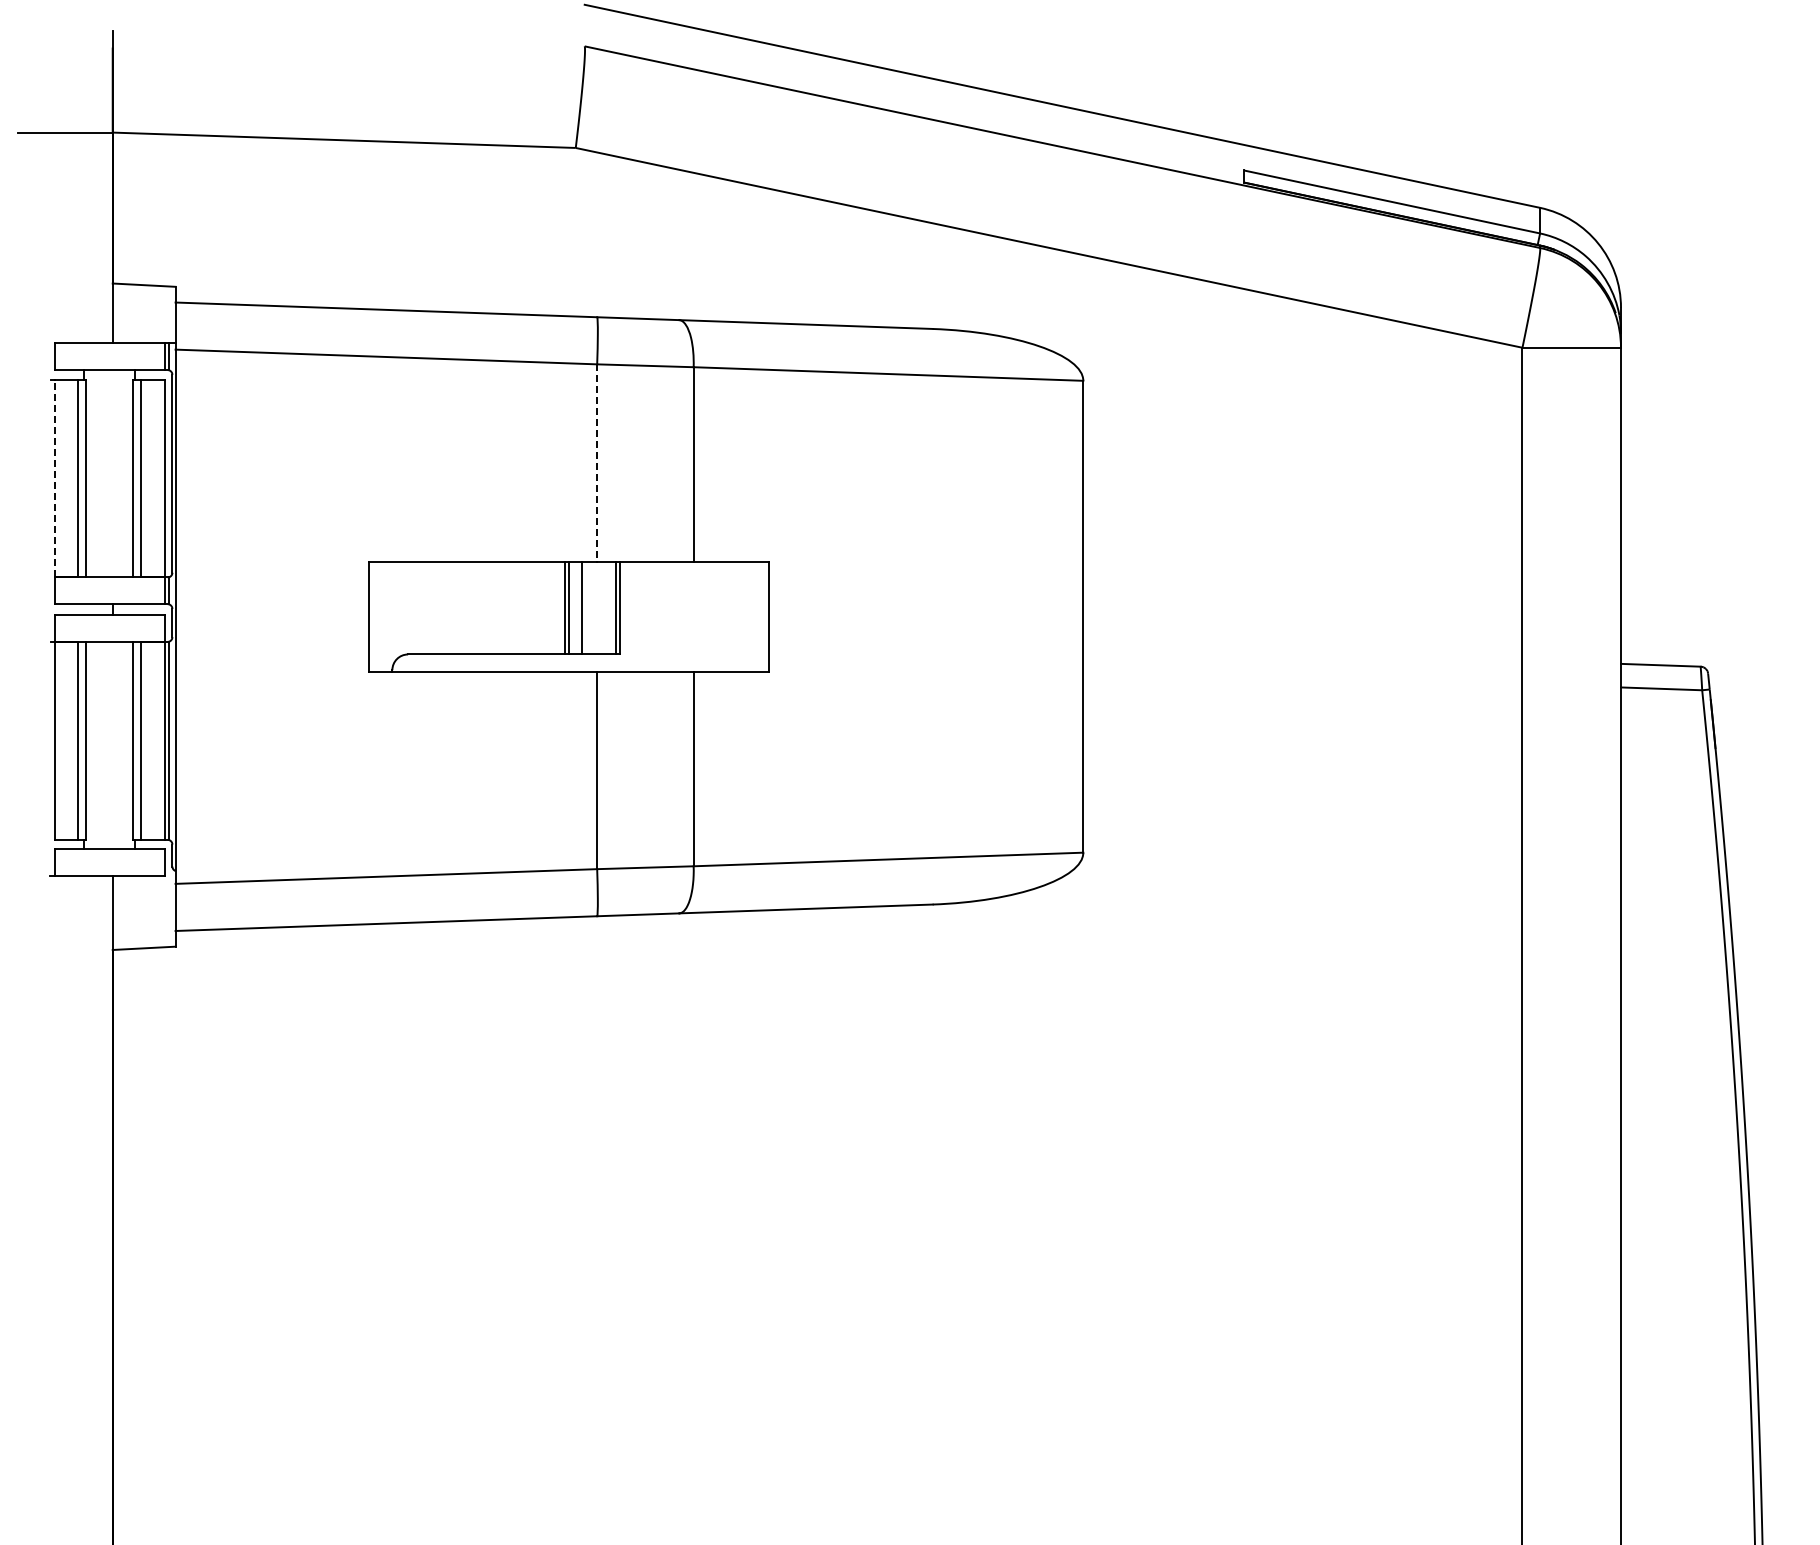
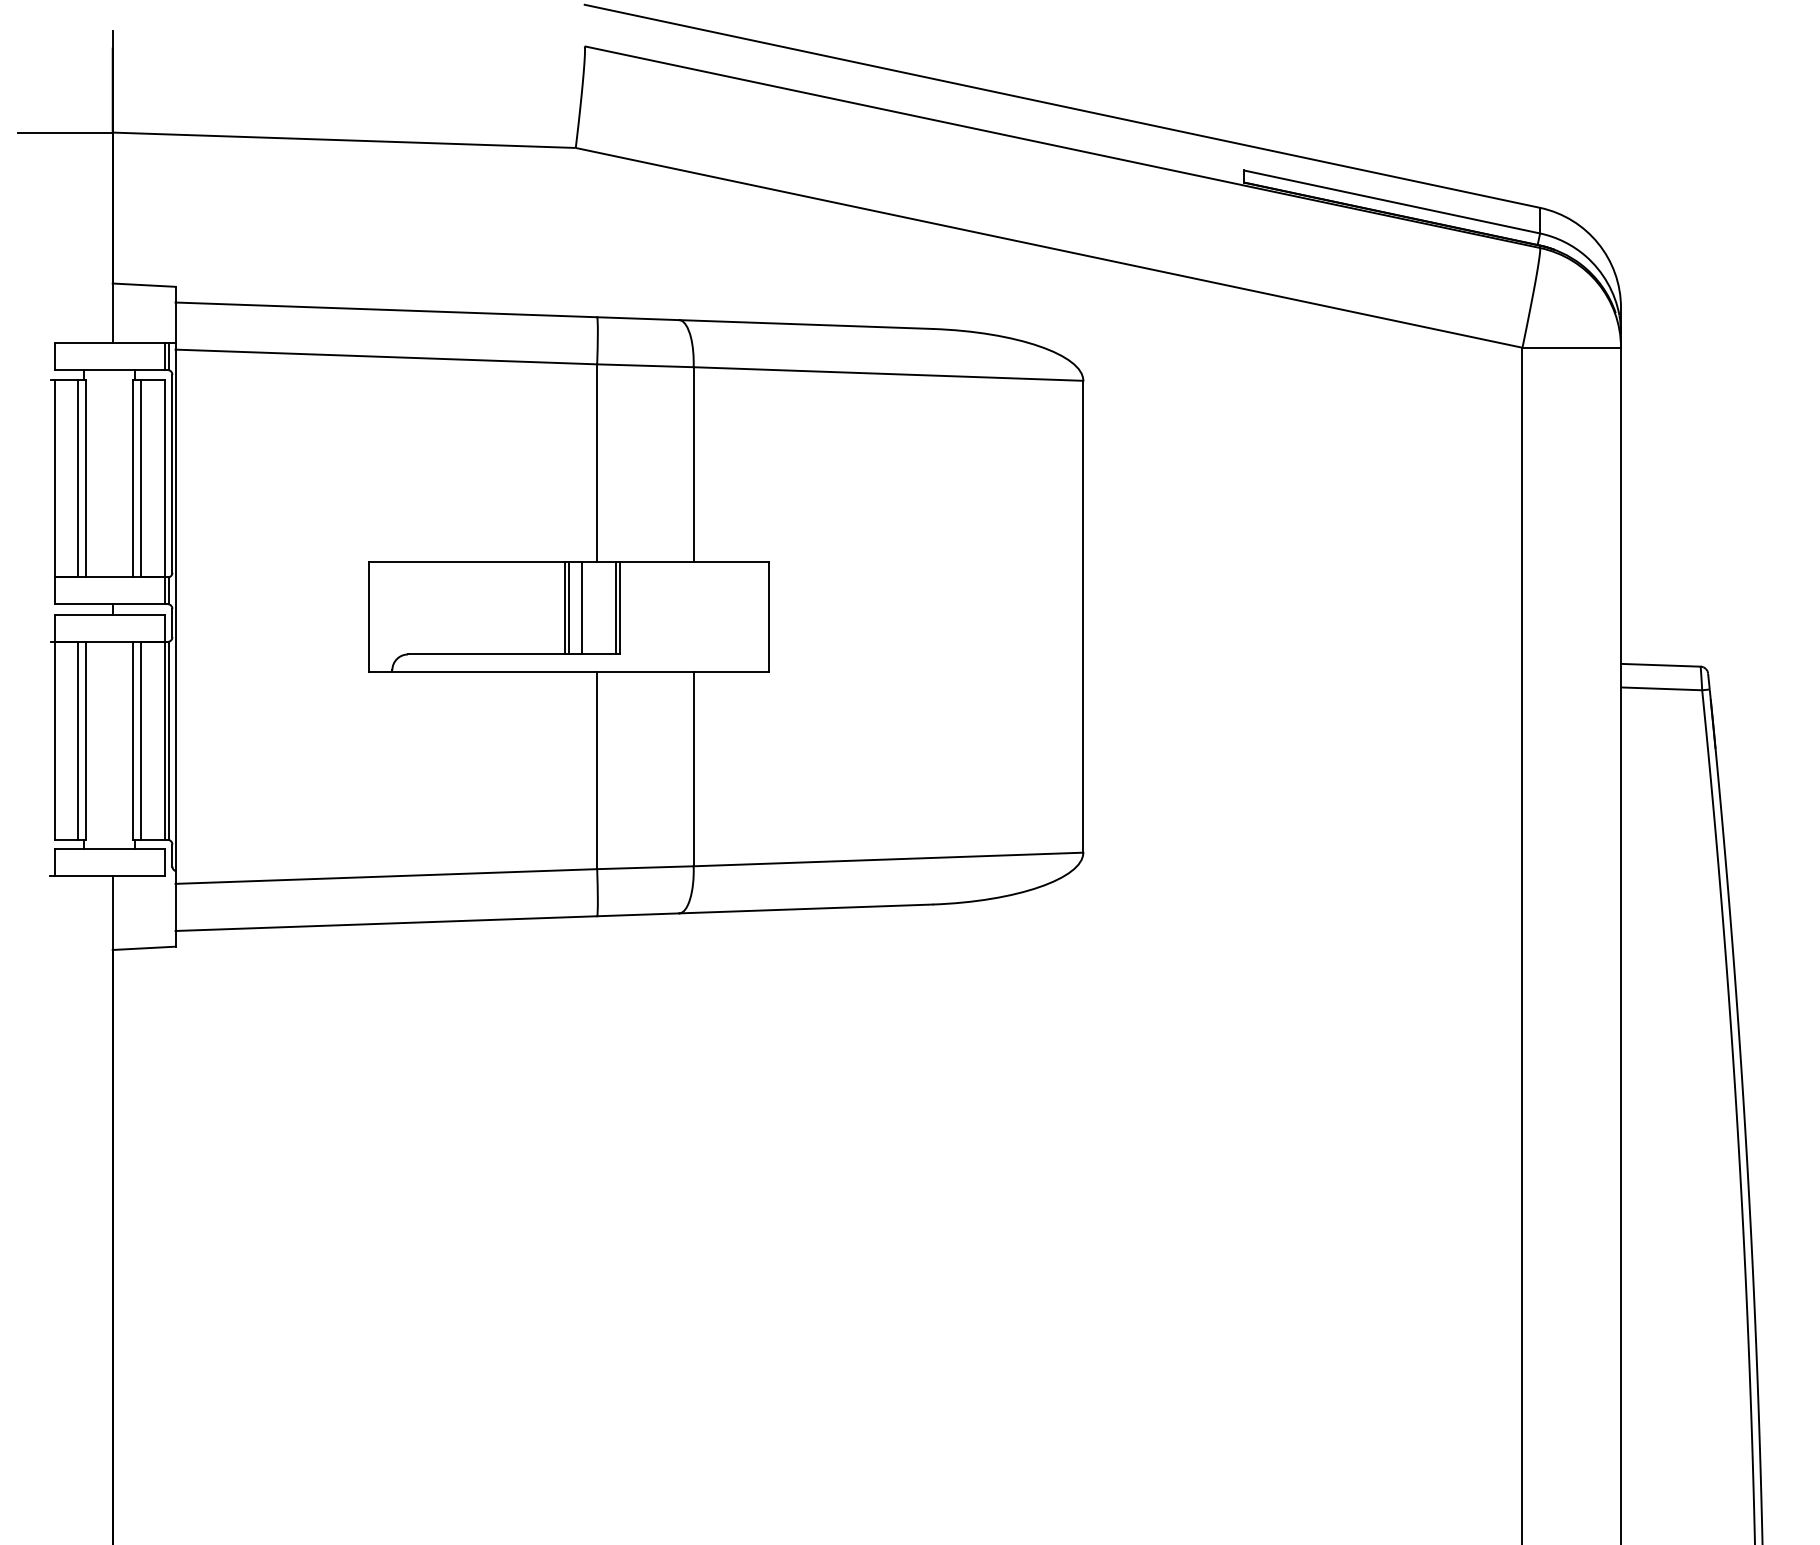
line: dashed -> solid (597, 463)
line: dashed -> solid (54, 478)
